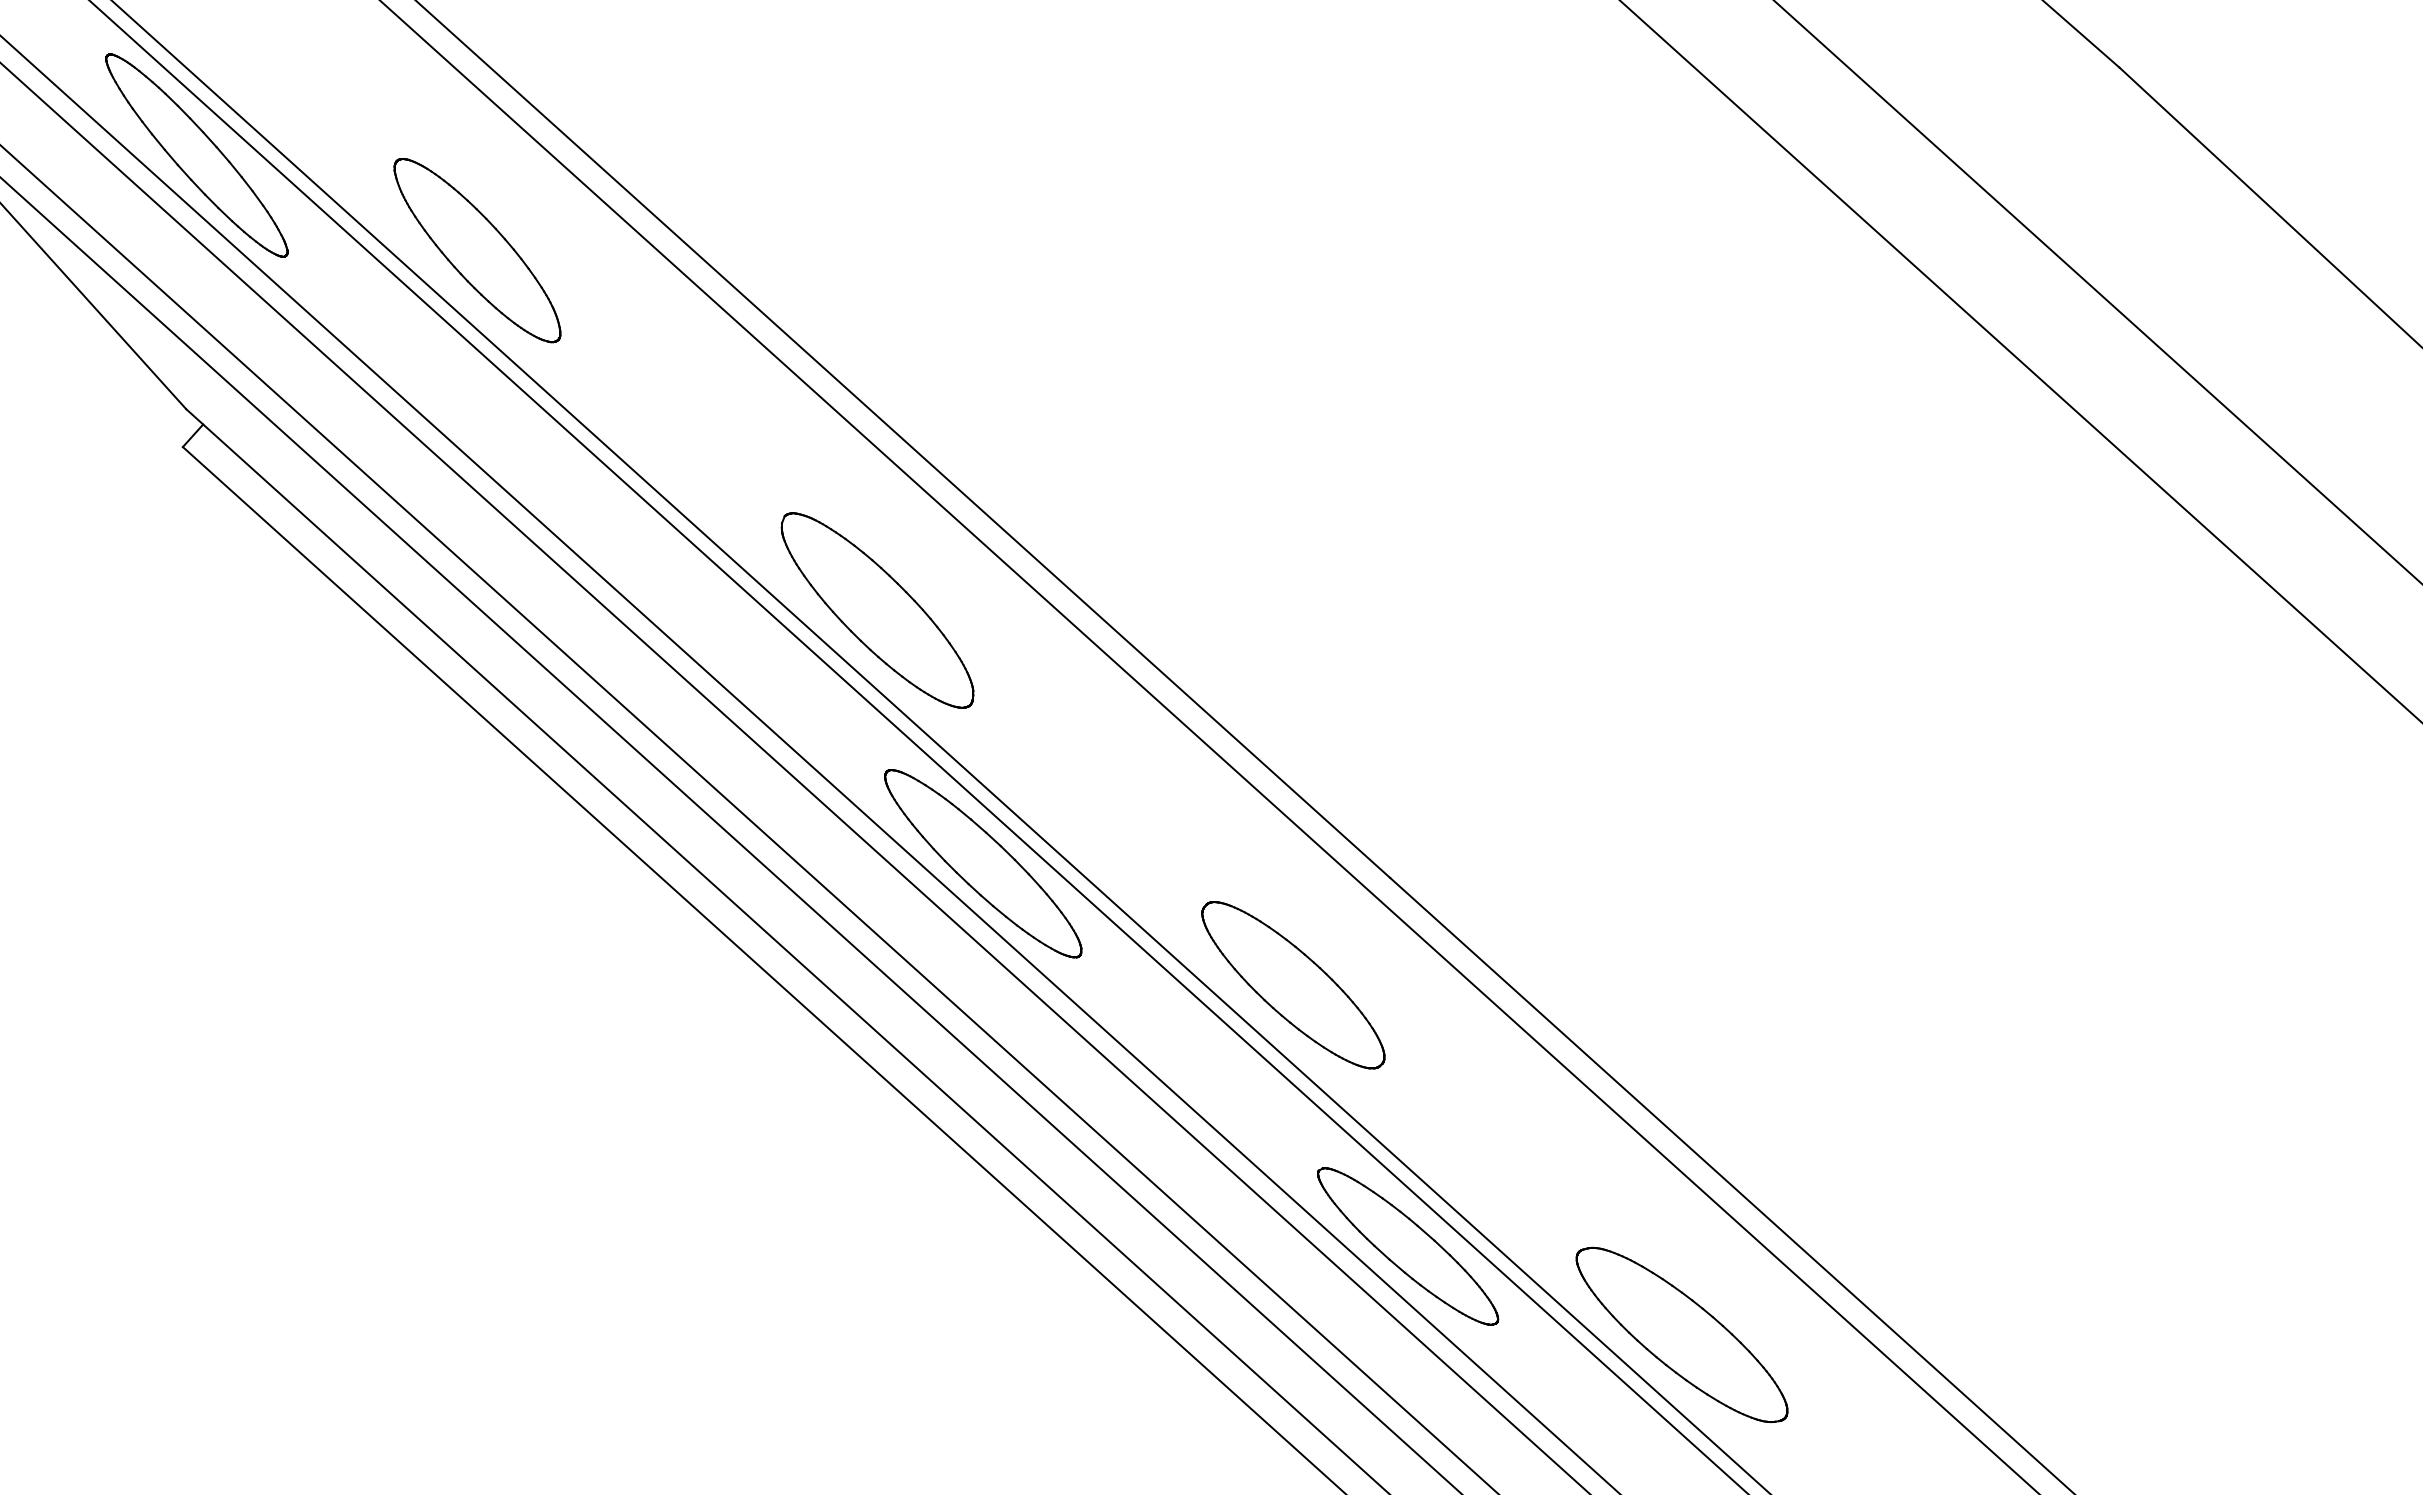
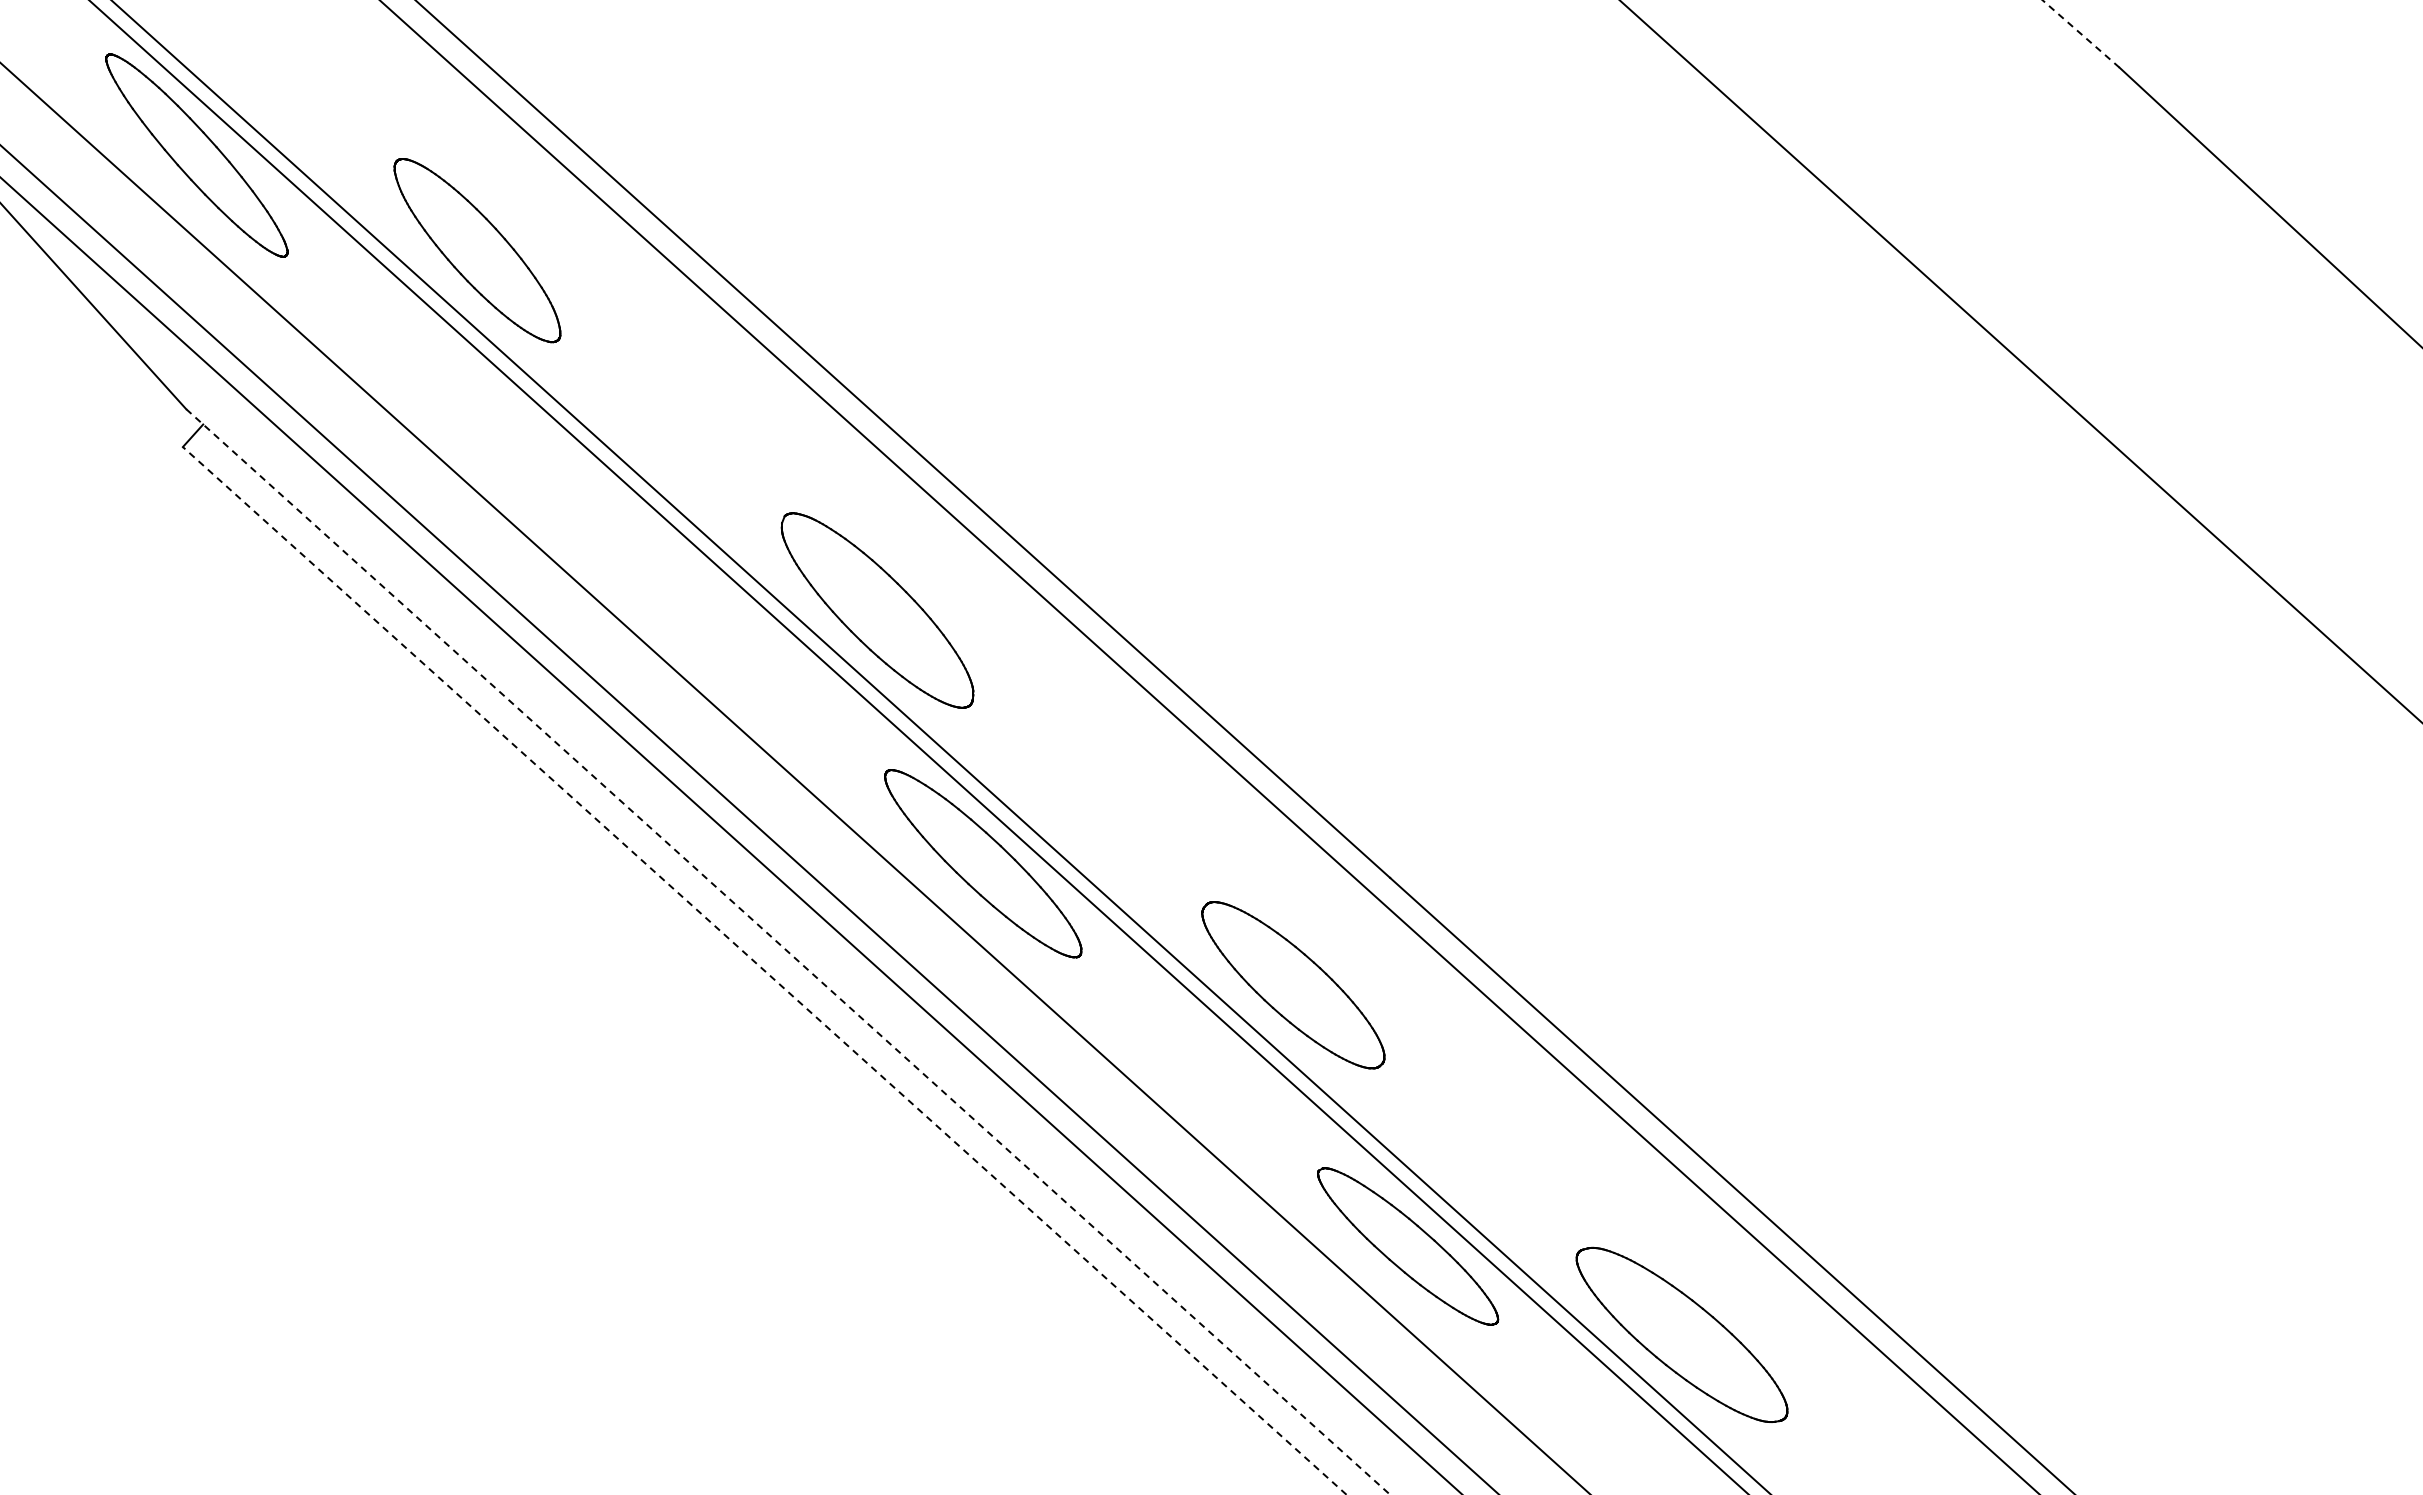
line: solid -> dashed (2081, 34)
line: present -> none (2097, 291)
line: present -> none (809, 764)
line: solid -> dashed (788, 952)
line: solid -> dashed (764, 970)
